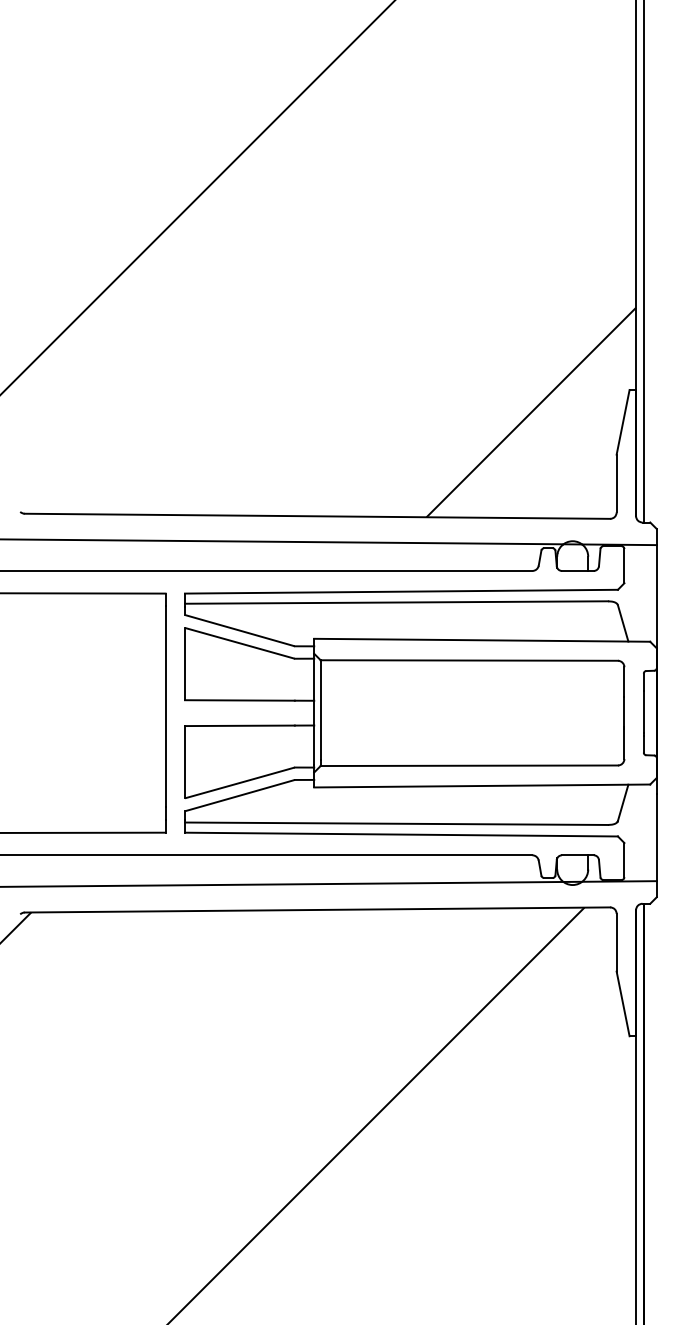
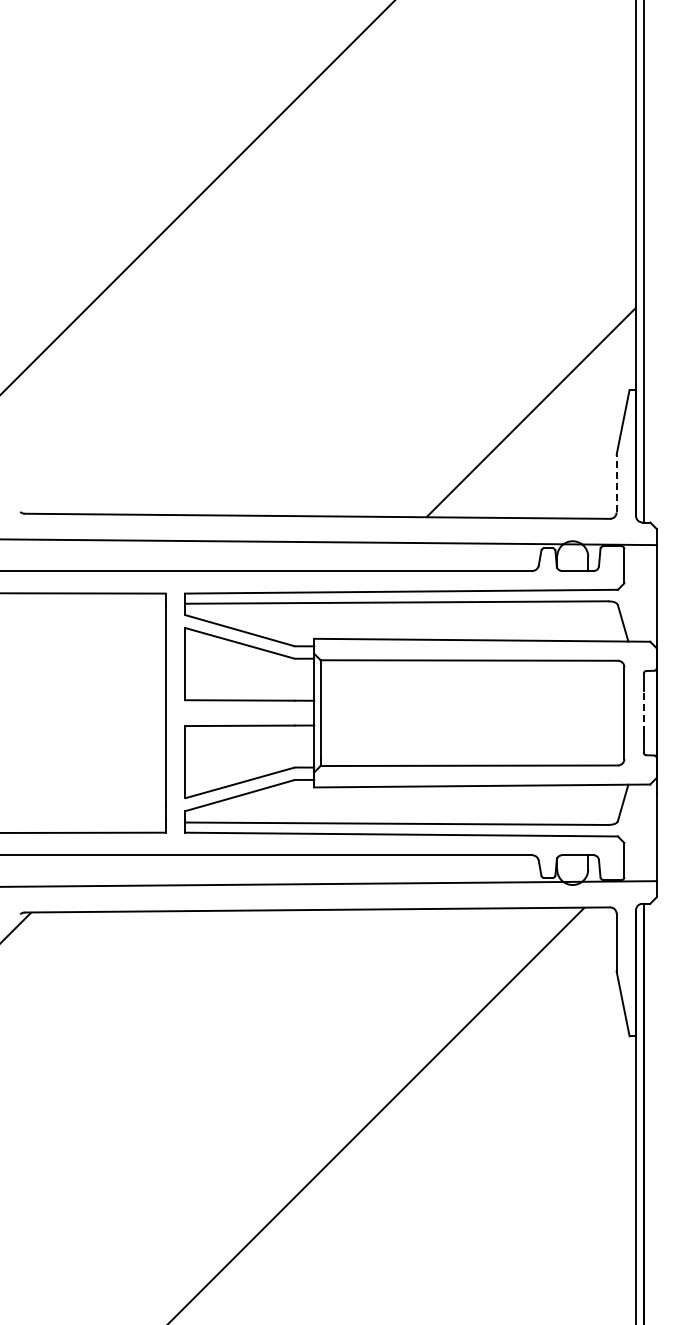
line: solid -> dashed (616, 483)
line: solid -> dashed (643, 711)
